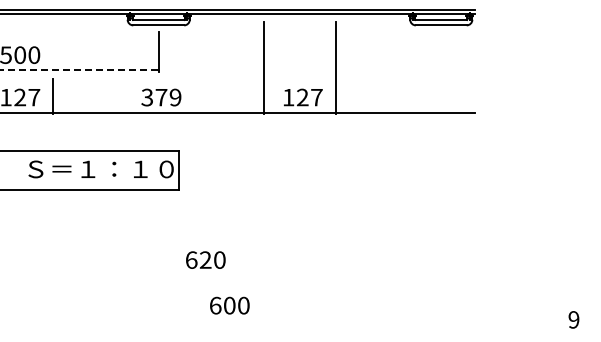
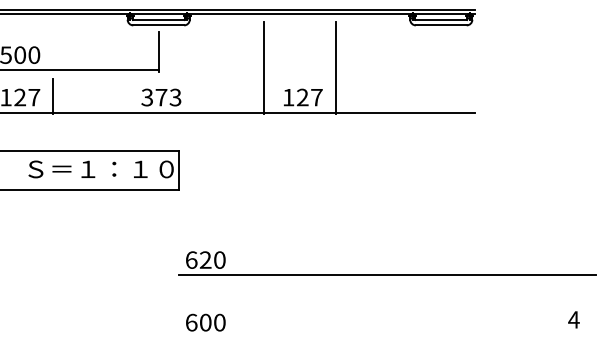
line: dashed -> solid (79, 70)
text: 379 -> 373 (175, 97)
line: none -> present (386, 274)
text position: (229, 305) -> (205, 322) (205, 322)
text: 9 -> 4 (573, 319)
